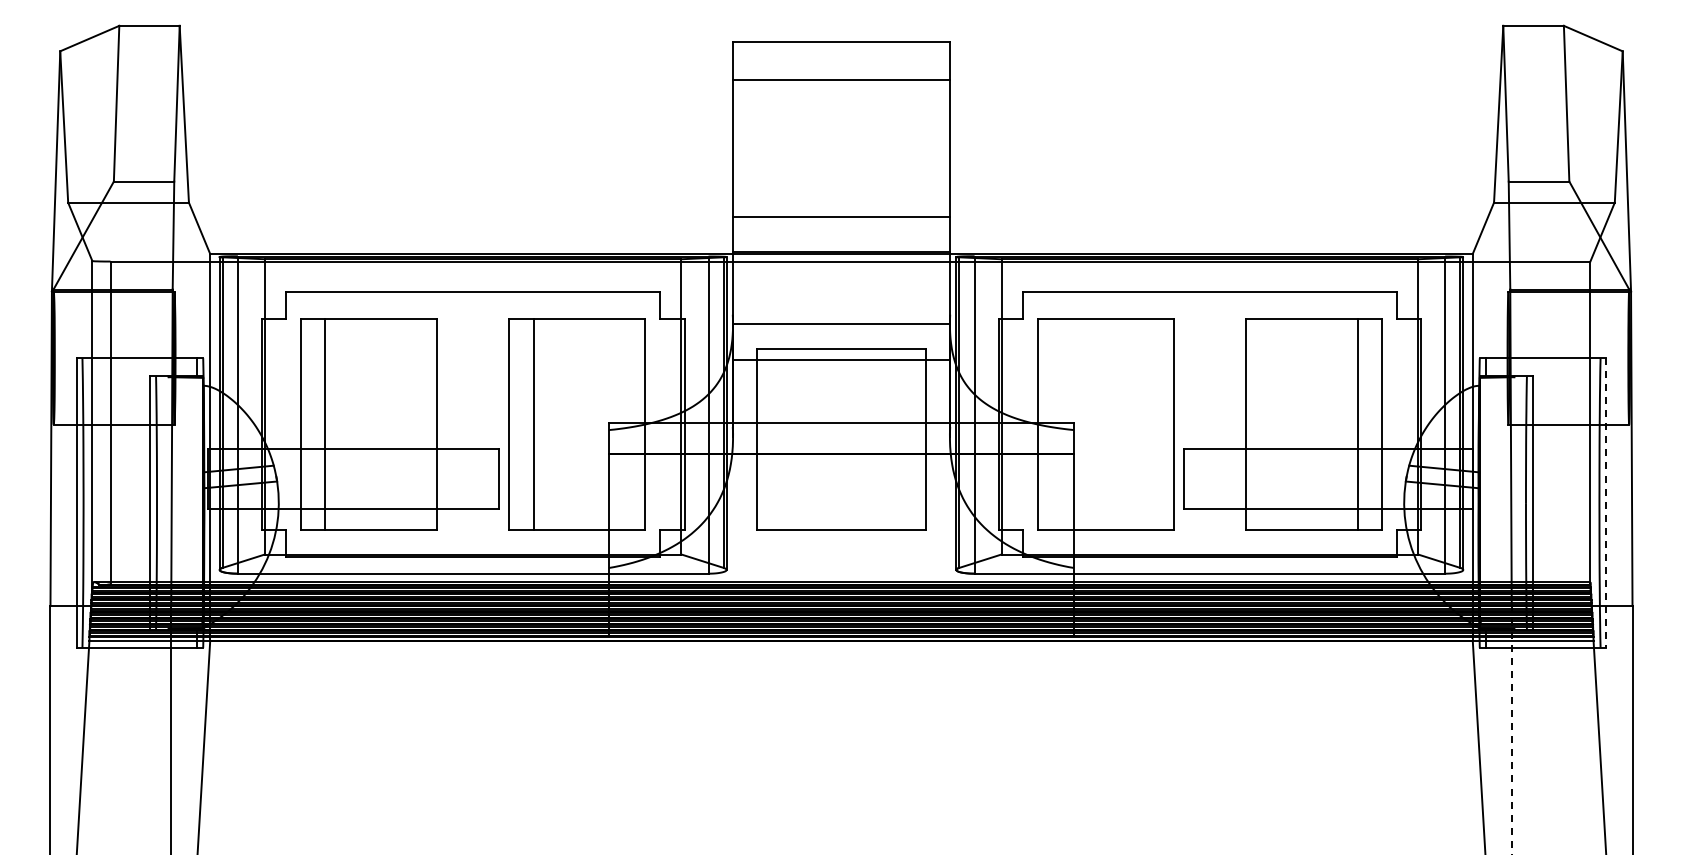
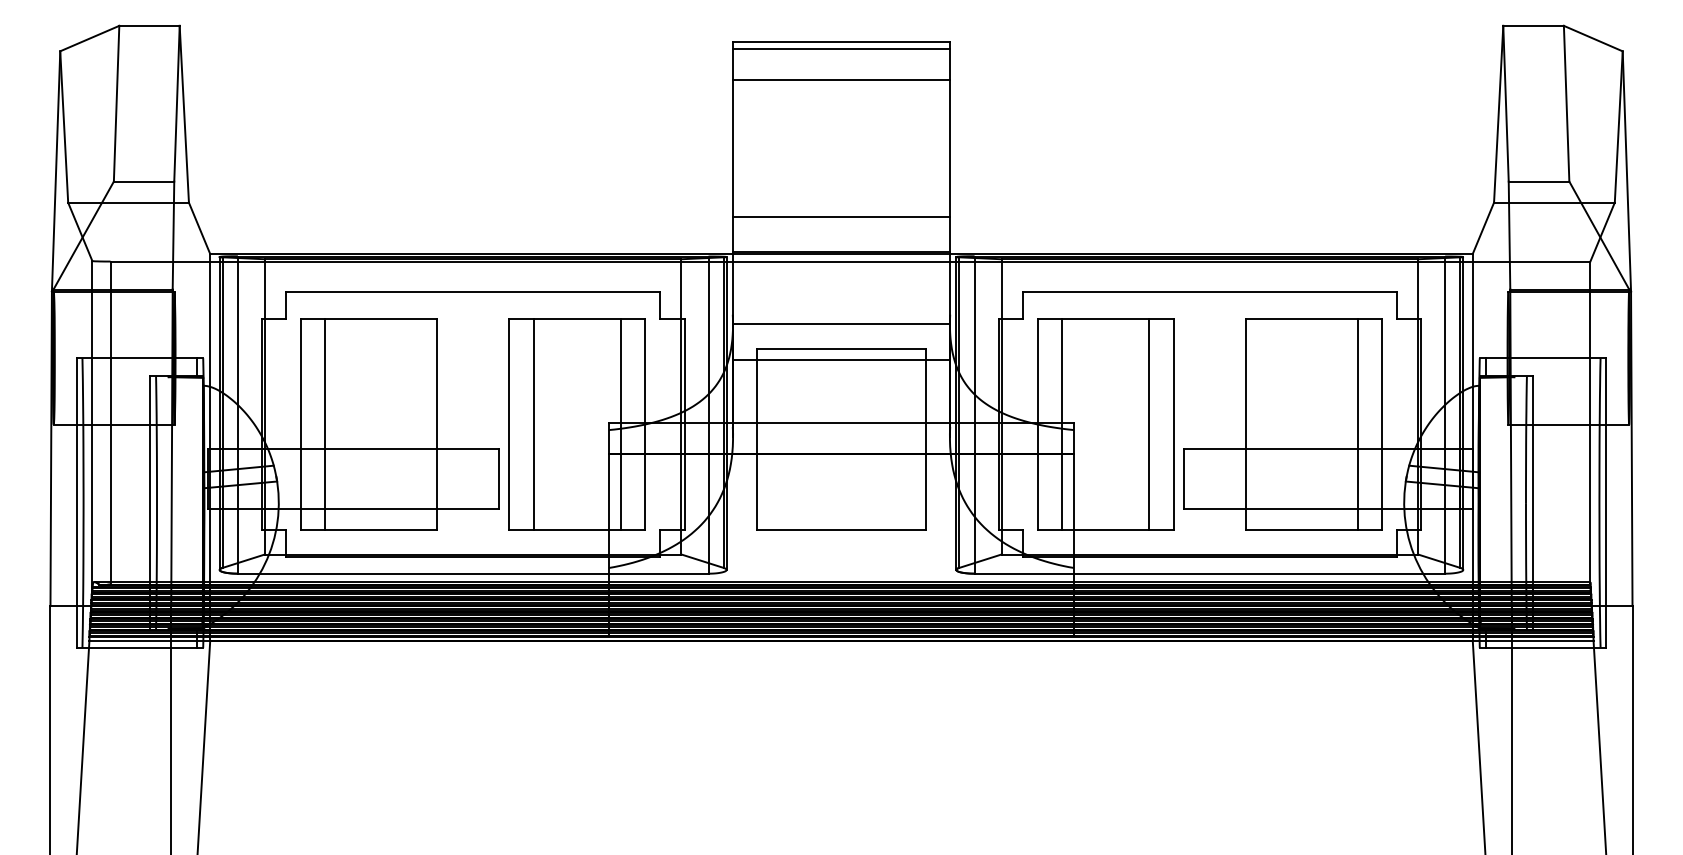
line: none -> present (841, 48)
line: none -> present (621, 424)
line: none -> present (1061, 424)
line: none -> present (1149, 424)
line: dashed -> solid (1606, 503)
line: dashed -> solid (1511, 730)
